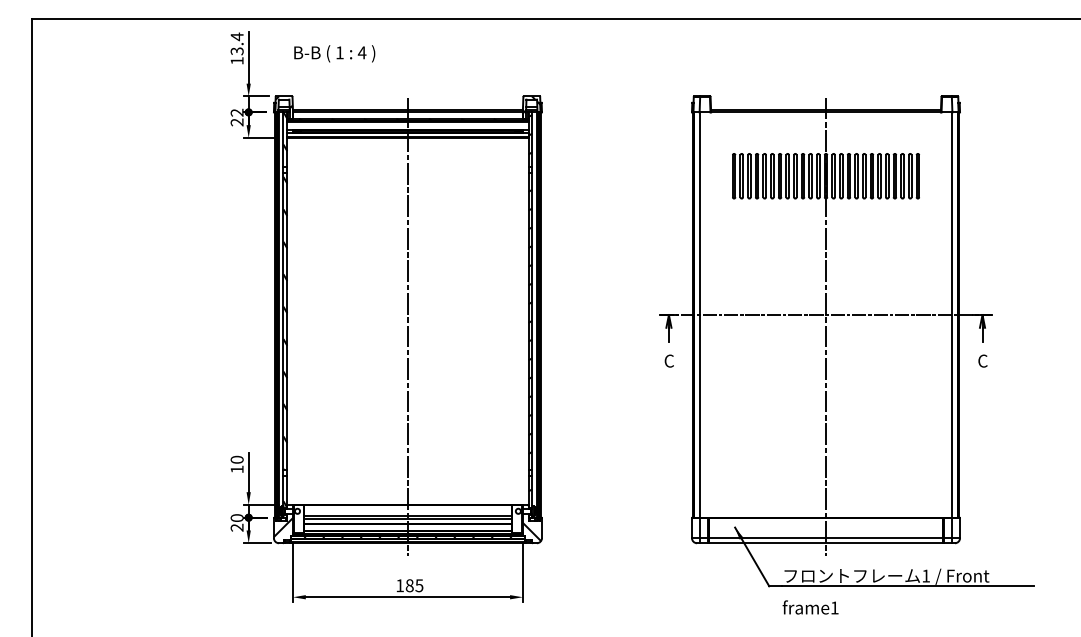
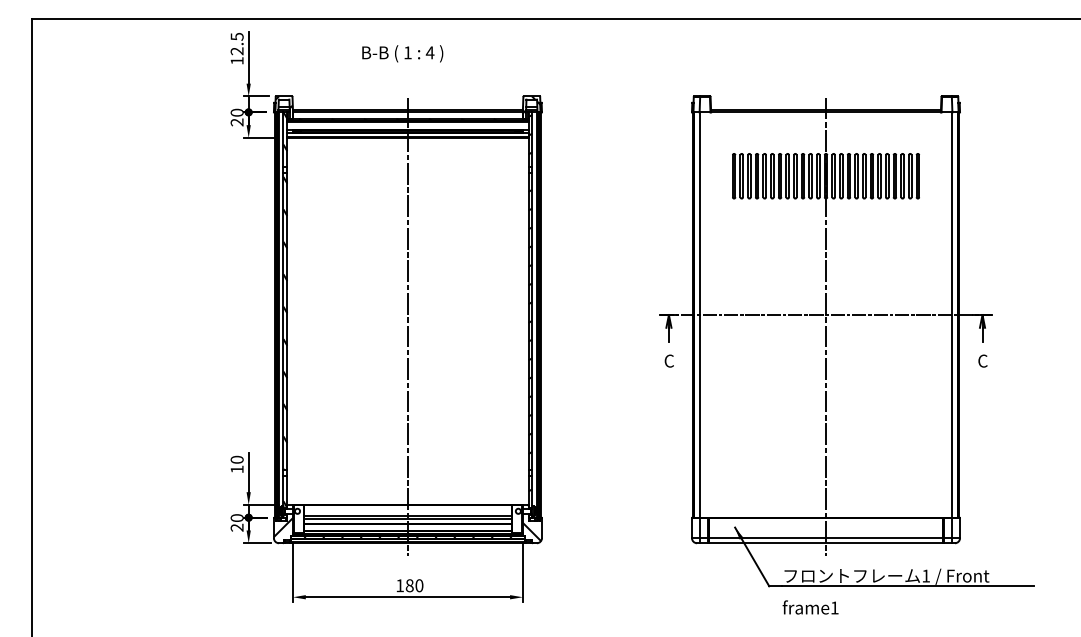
text: 13.4 -> 12.5 (236, 43)
text position: (334, 53) -> (402, 53) (402, 53)
text: 22 -> 20 (236, 112)
text: 185 -> 180 (419, 585)
